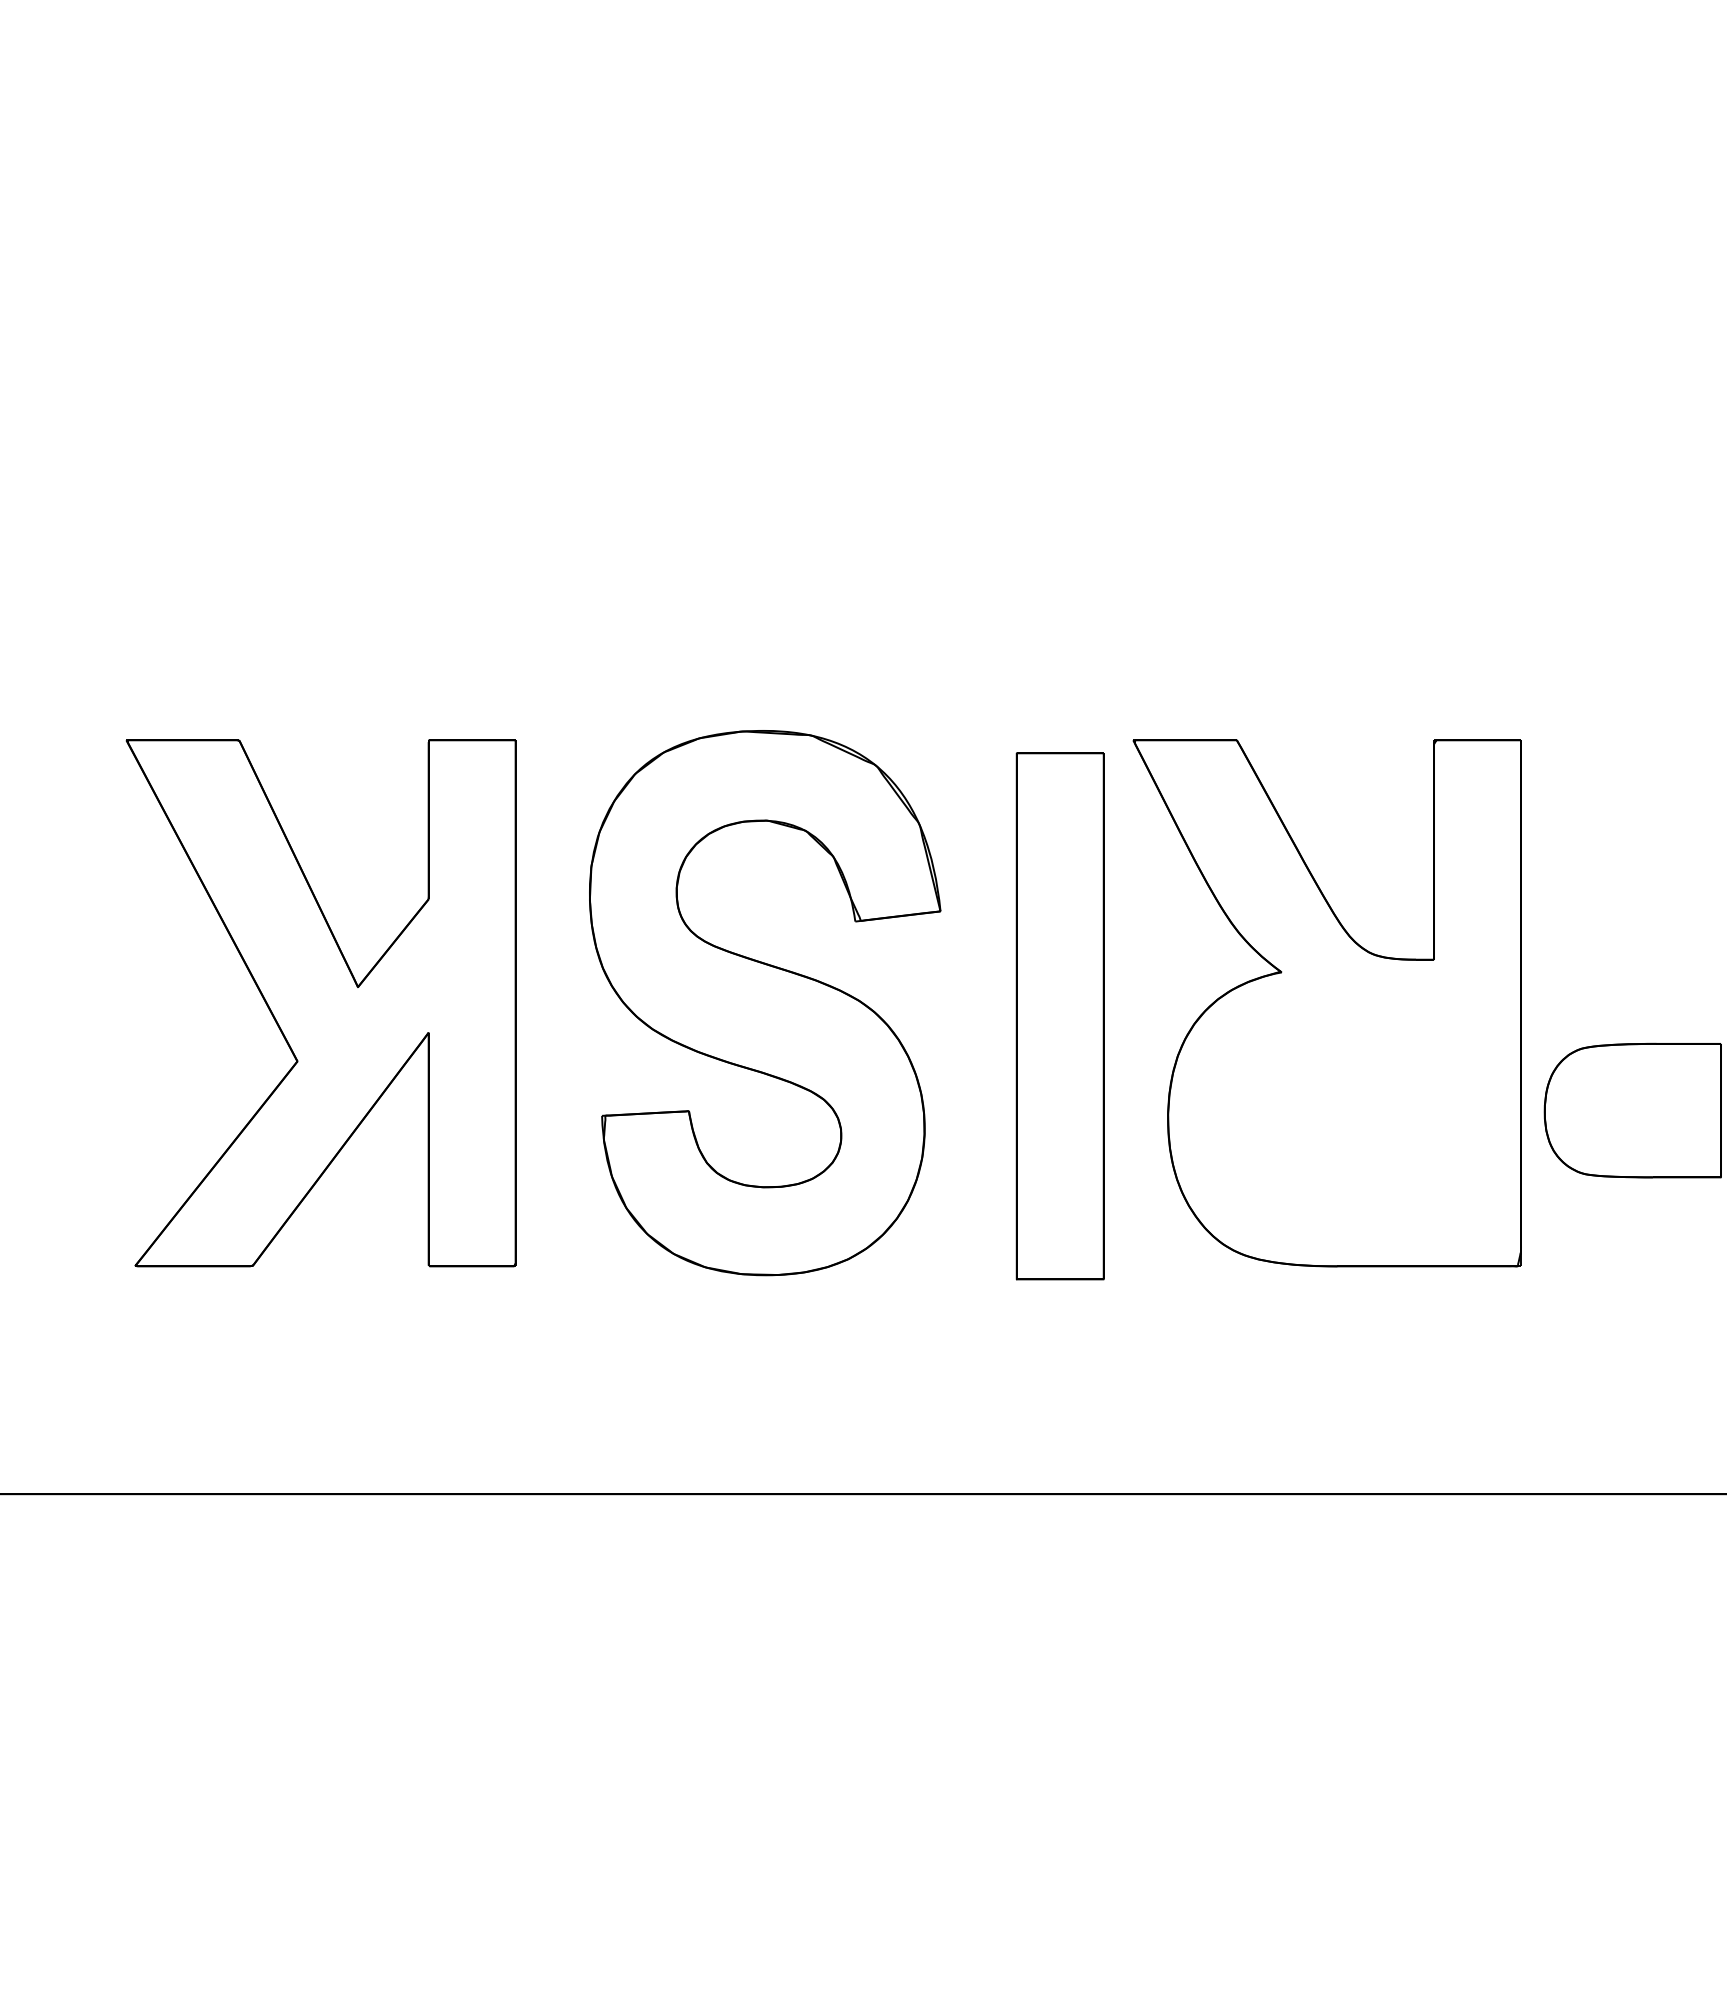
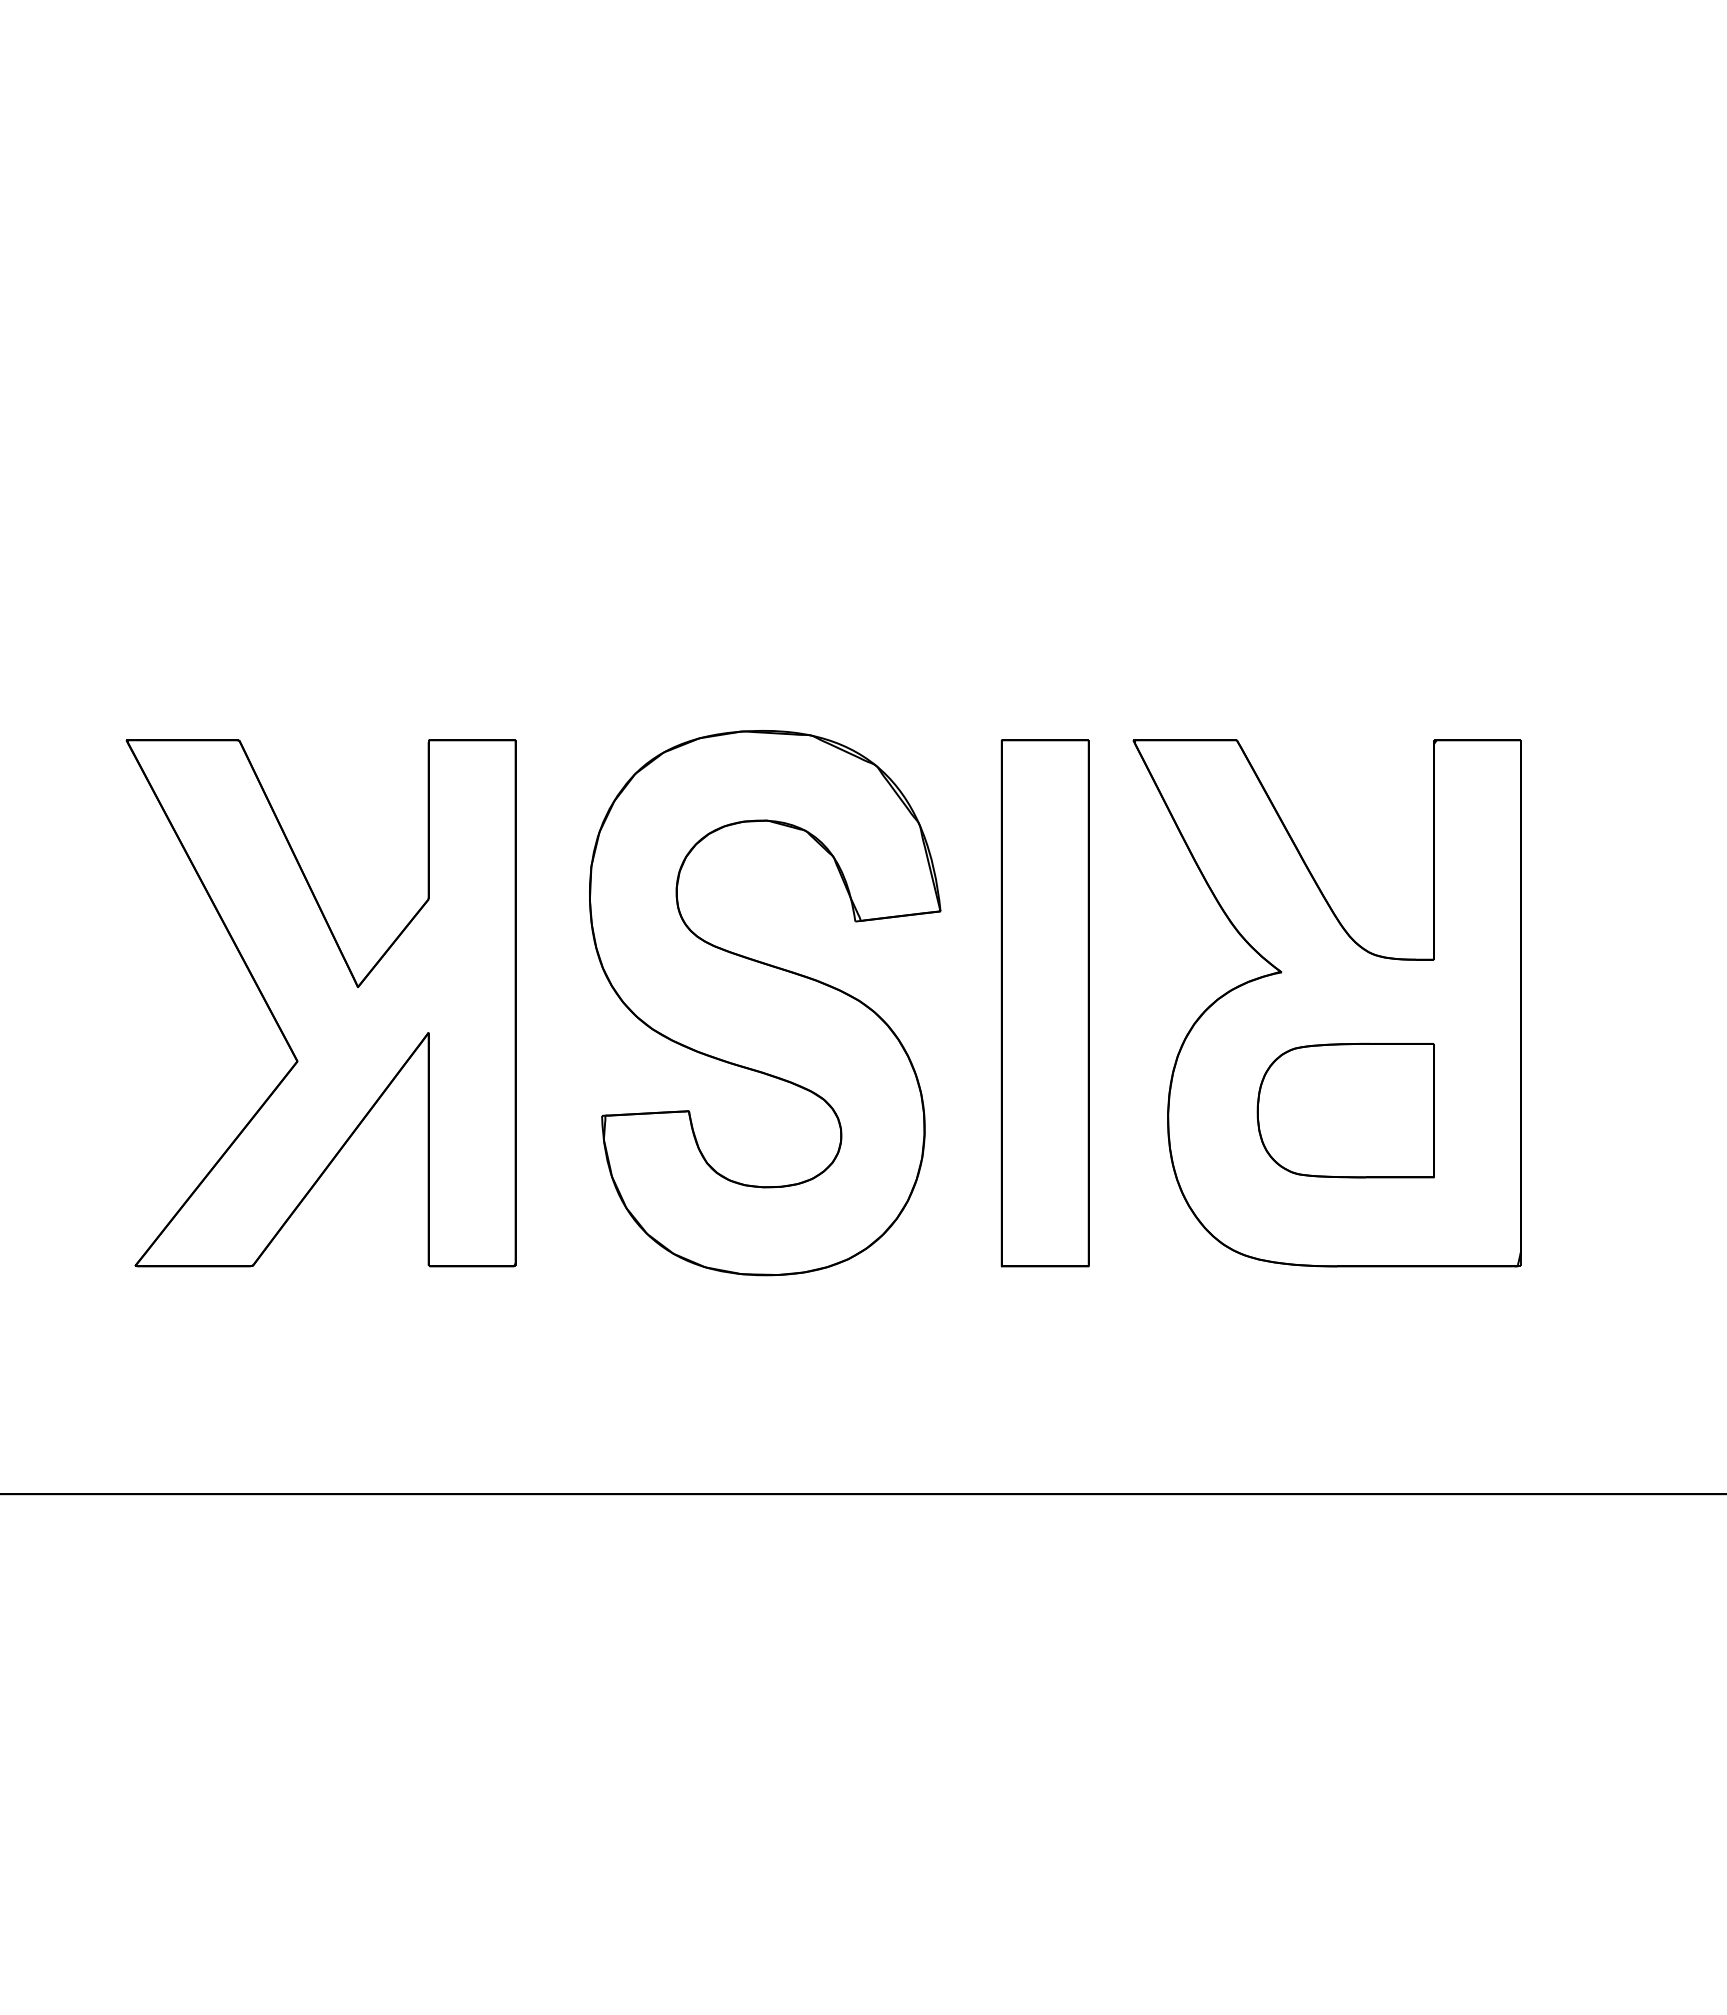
part position: (1059, 1016) -> (1044, 1003) (1044, 1003)
part position: (1632, 1110) -> (1345, 1110) (1345, 1110)
